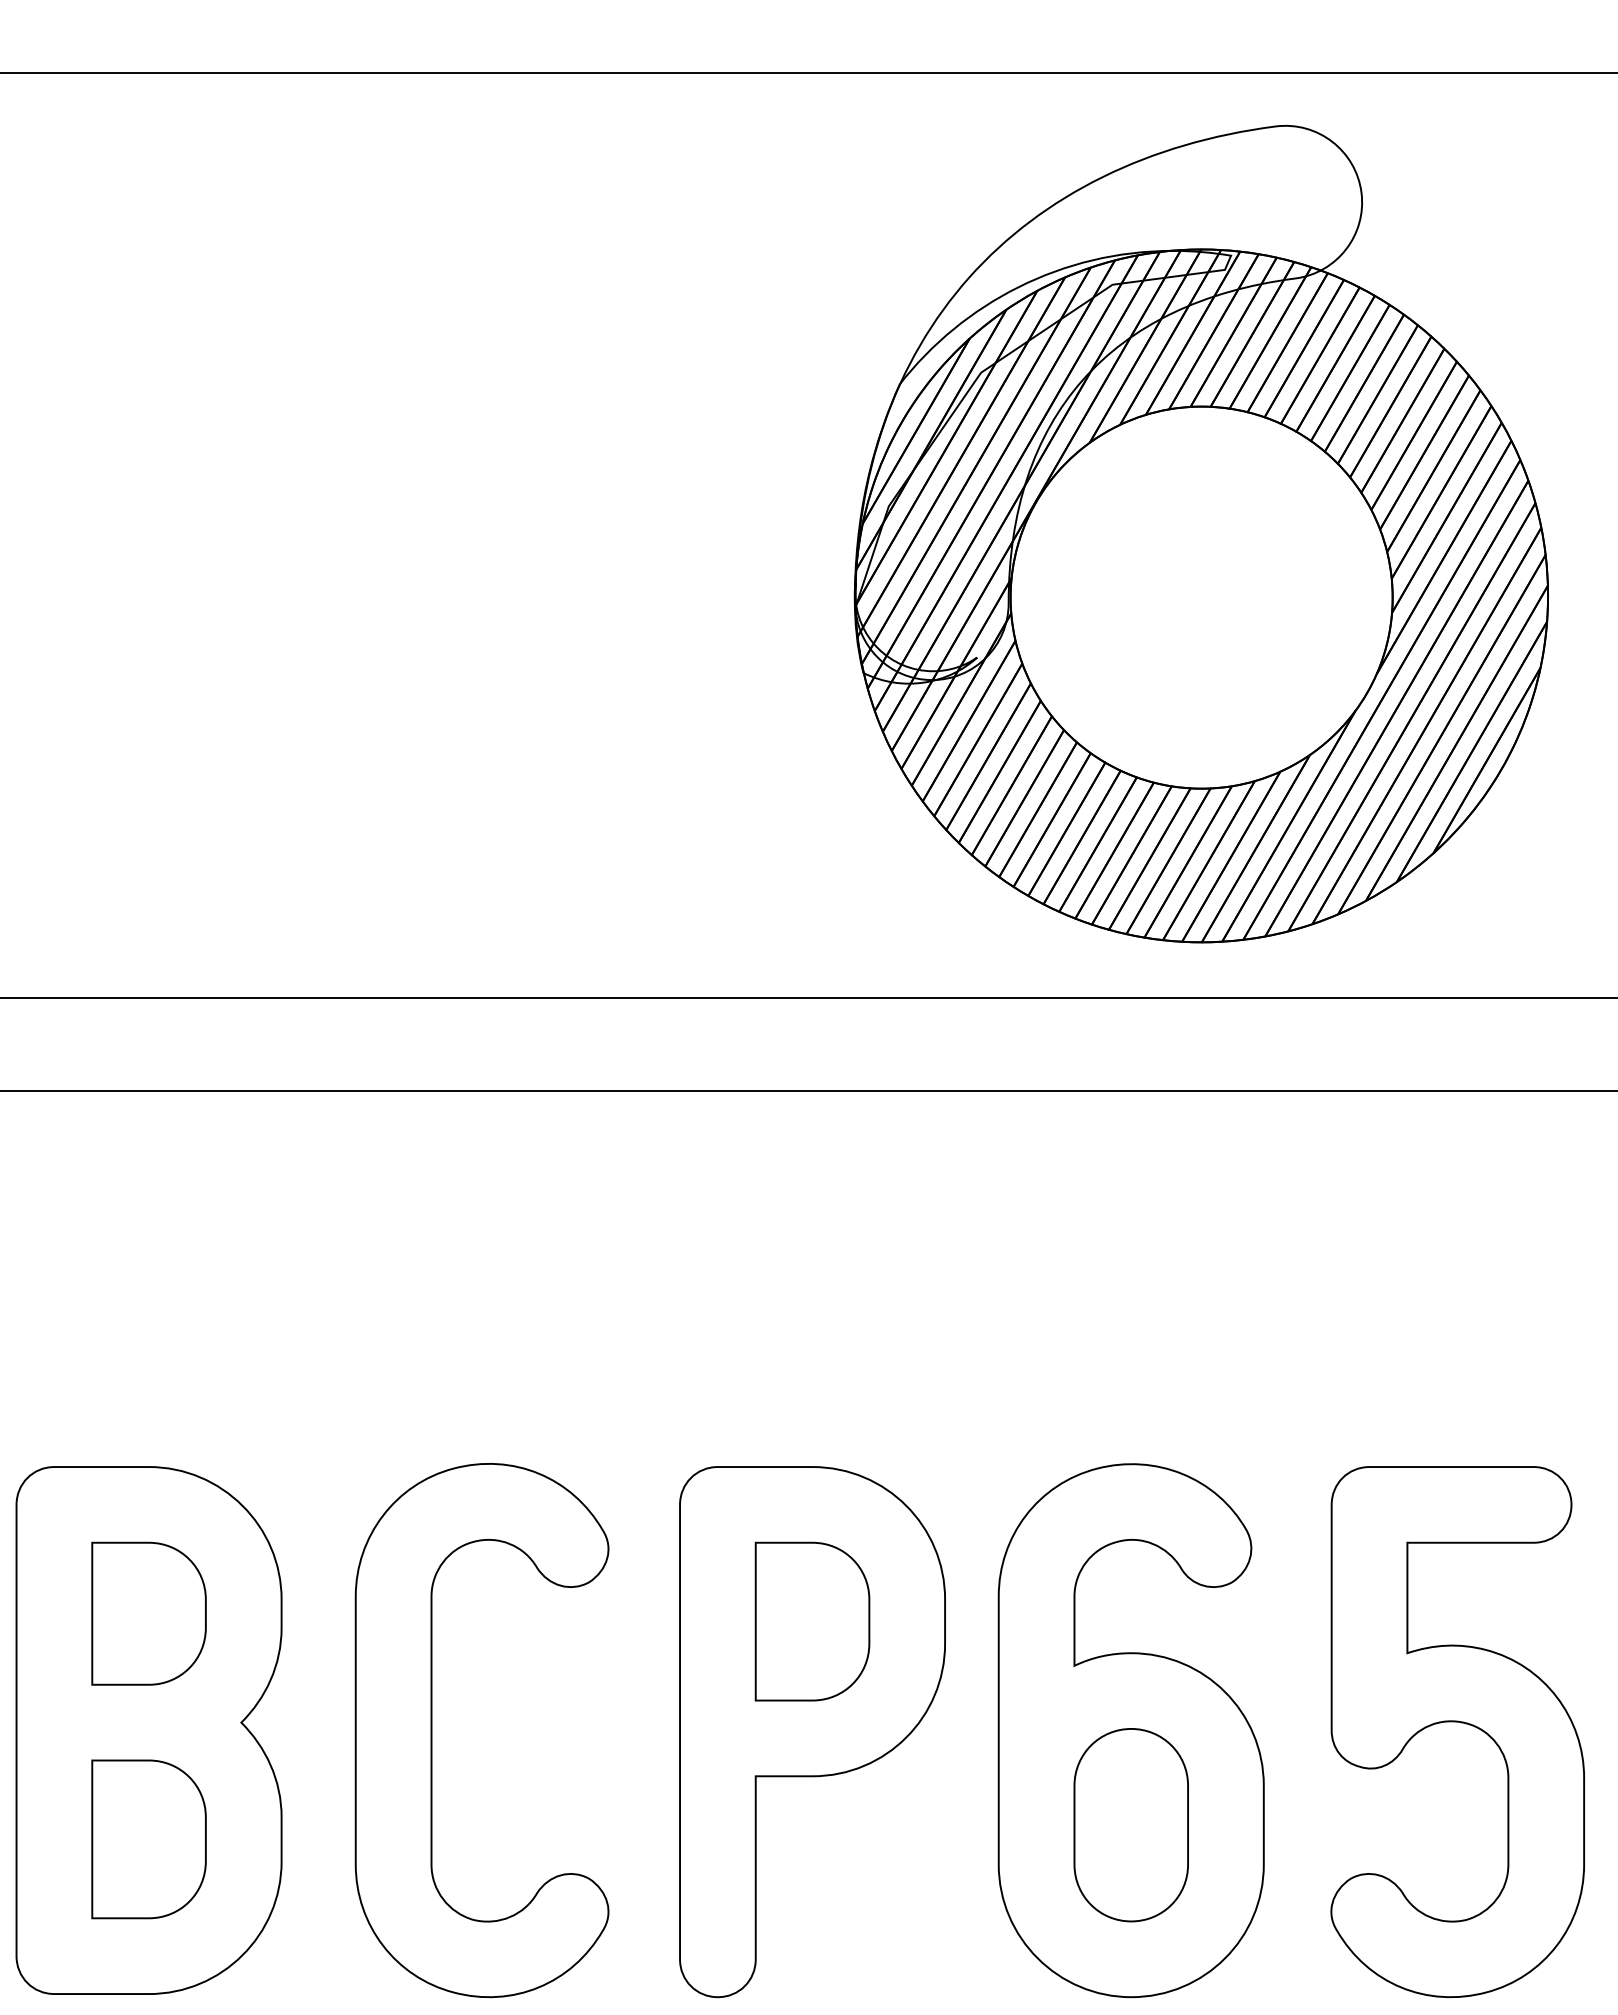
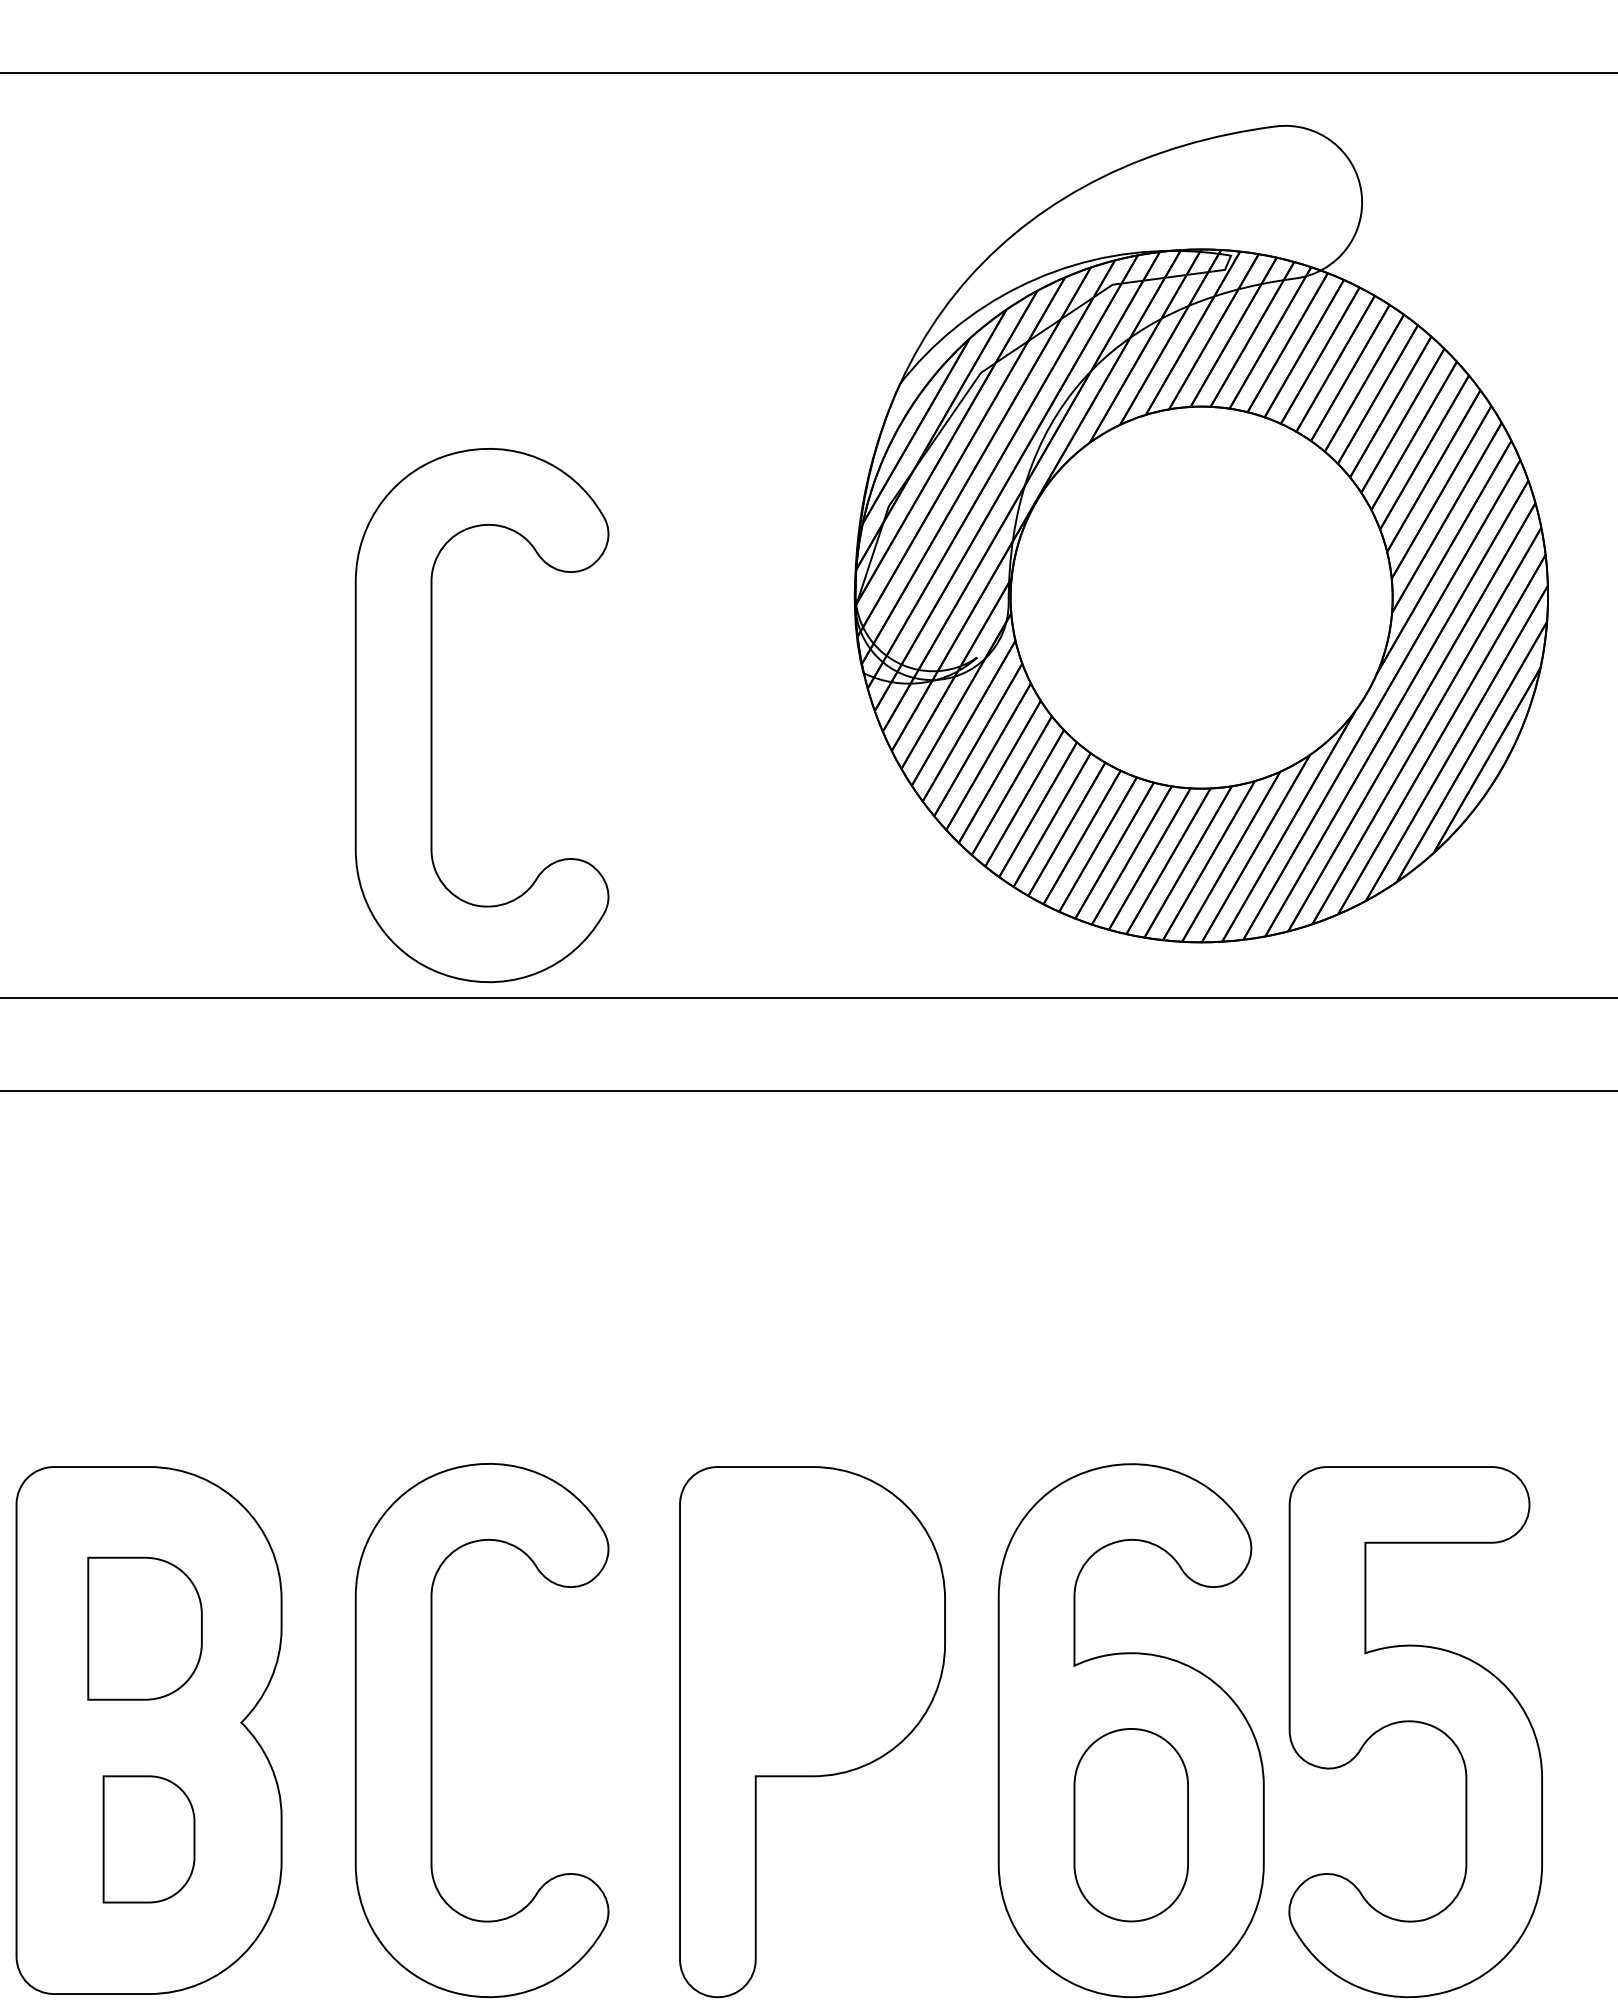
part: none -> present (432, 715)
part position: (148, 1613) -> (144, 1628) (144, 1628)
part: present -> none (812, 1621)
part position: (1461, 1723) -> (1419, 1723) (1419, 1723)
part size: 116x161 px -> 94x129 px (148, 1839)
